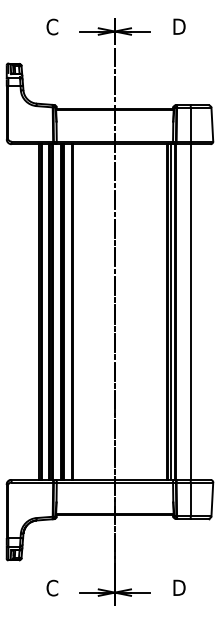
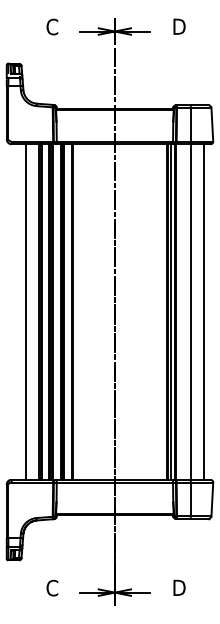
line: none -> present (26, 311)
line: none -> present (203, 311)
